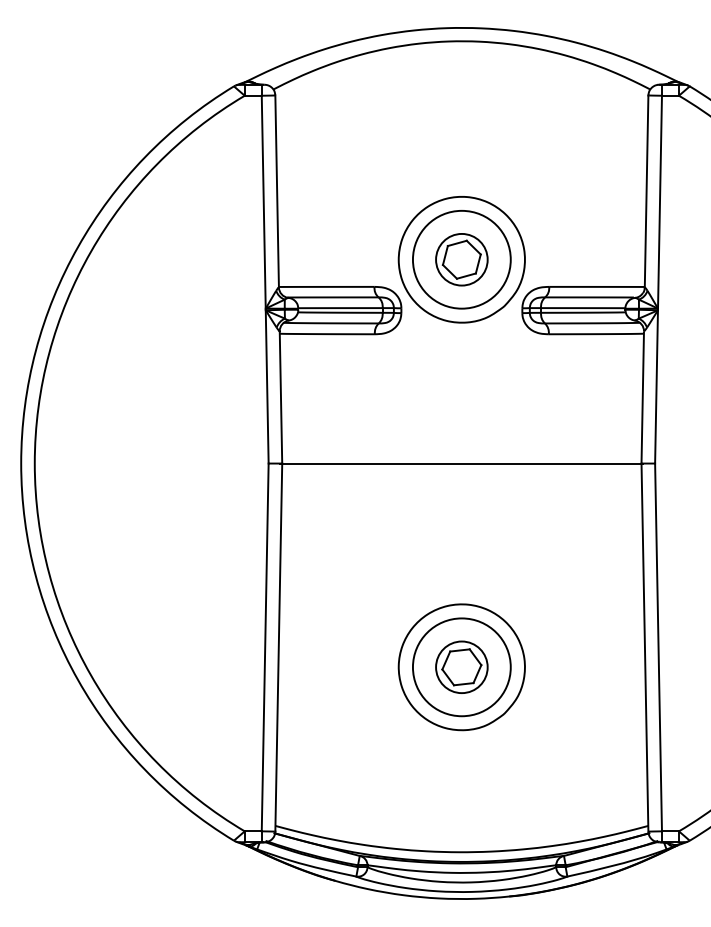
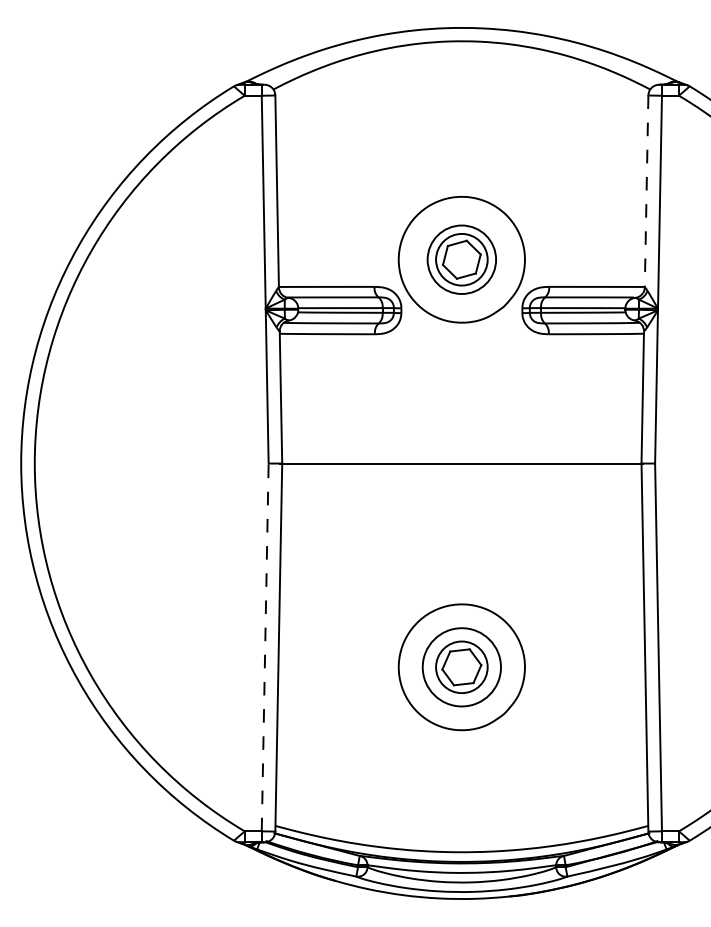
line: solid -> dashed (646, 191)
circle diameter: 98 px -> 68 px (461, 259)
line: solid -> dashed (265, 647)
circle diameter: 98 px -> 78 px (461, 667)
